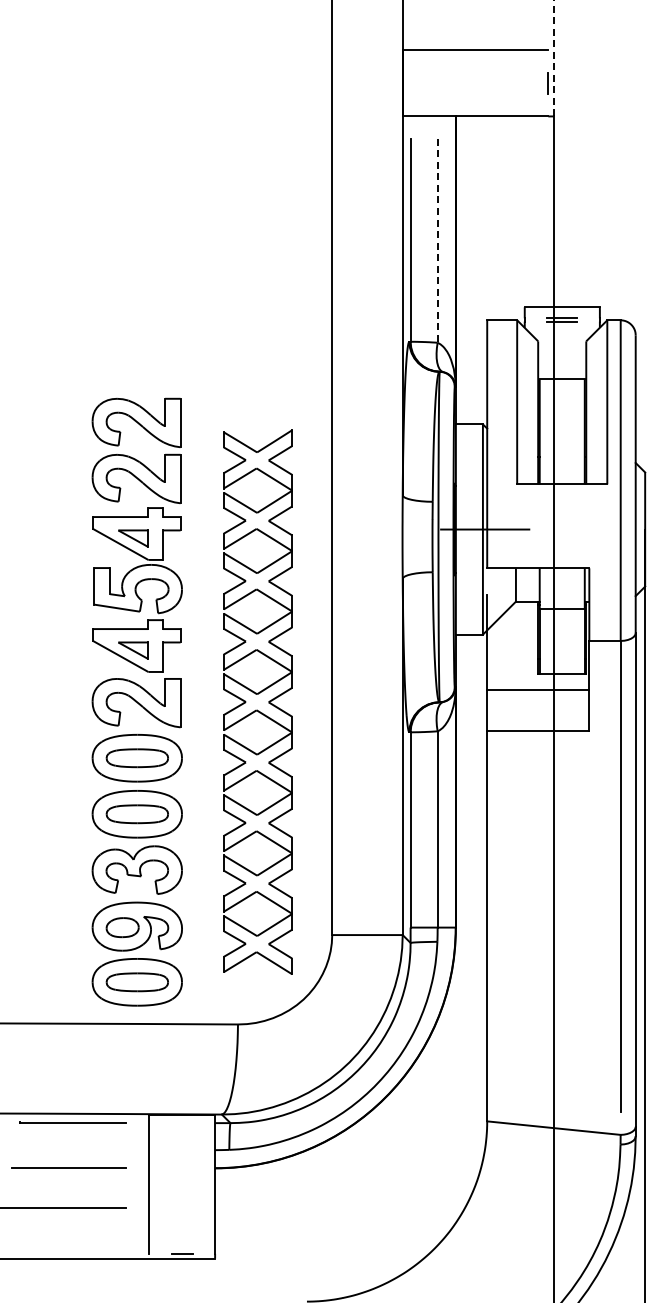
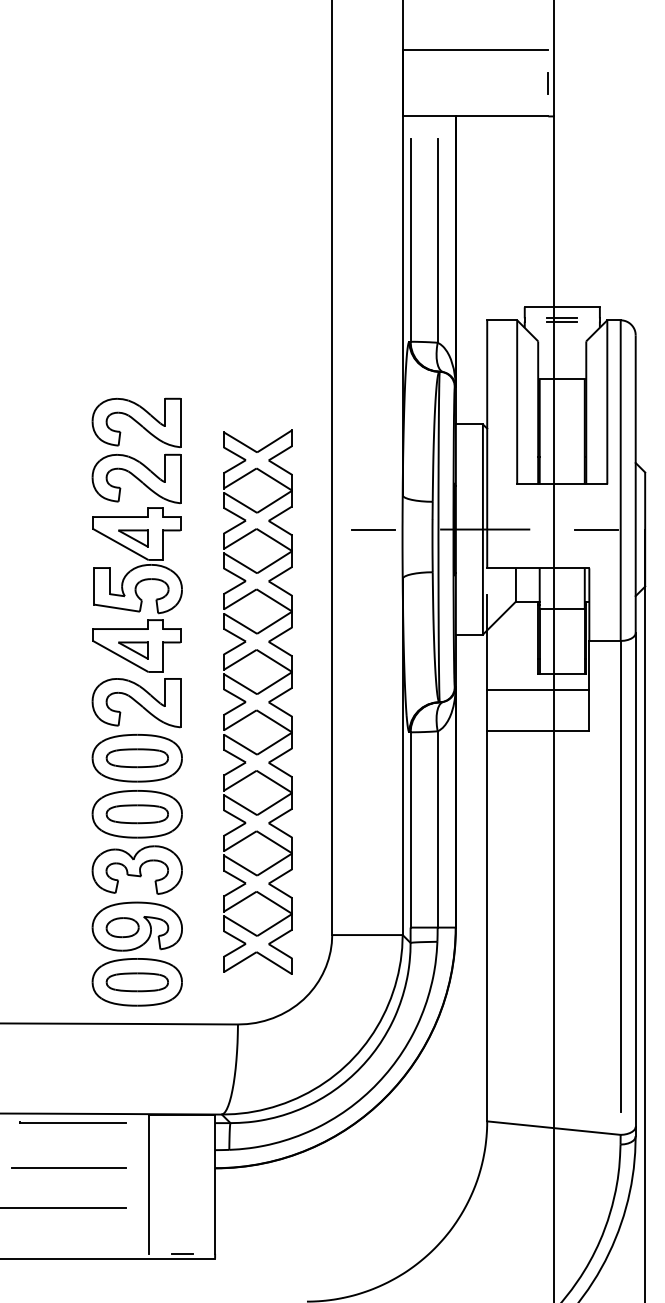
line: dashed -> solid (554, 58)
line: dashed -> solid (437, 240)
line: none -> present (373, 529)
line: none -> present (596, 529)
